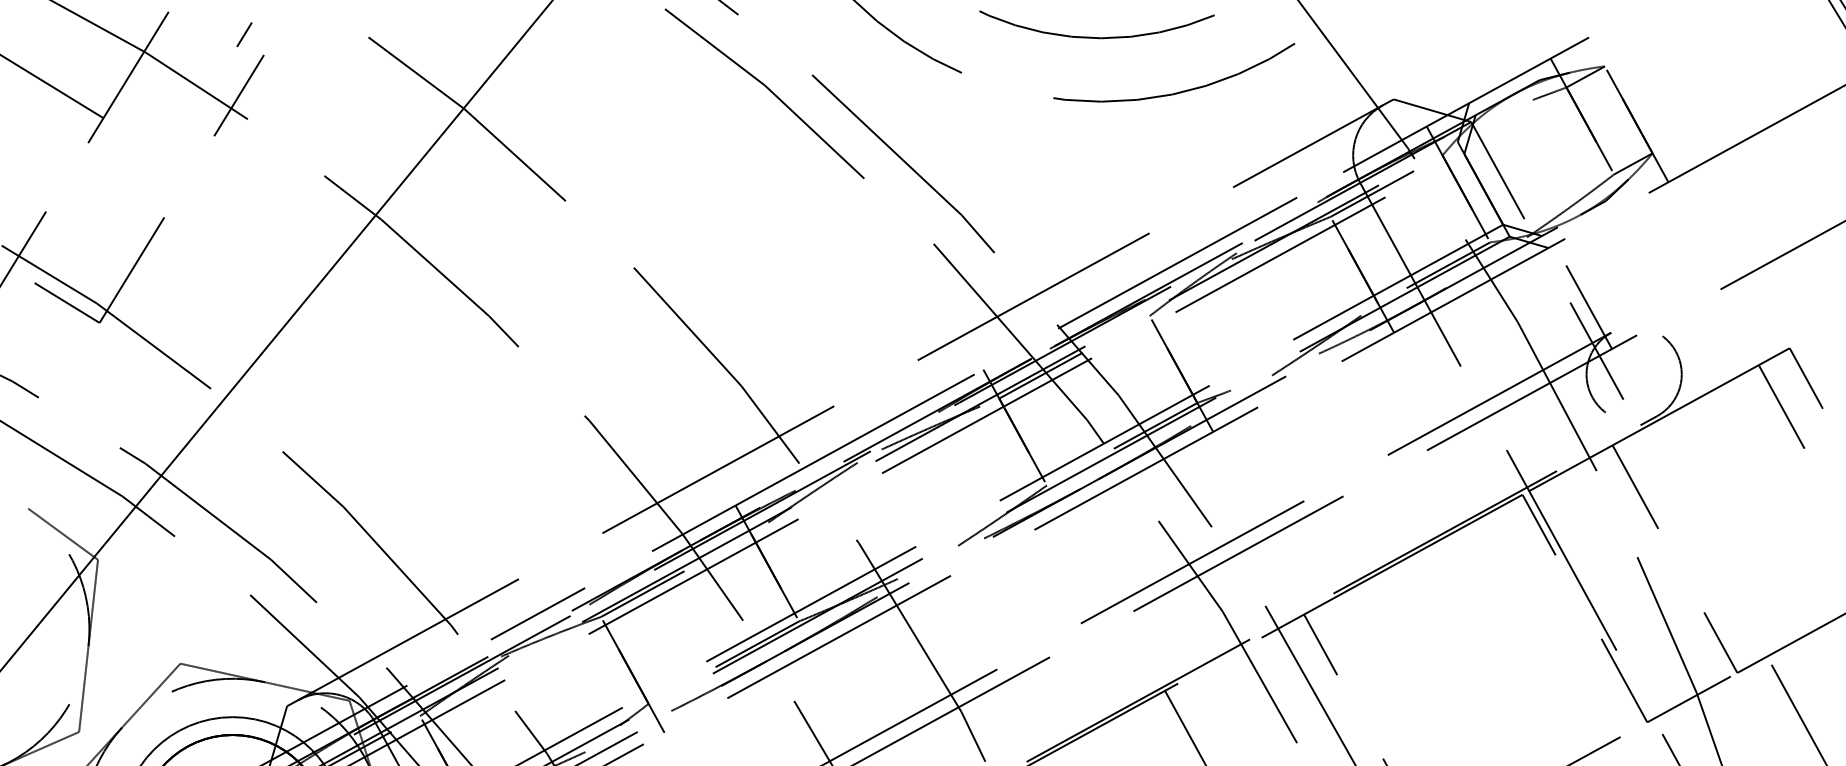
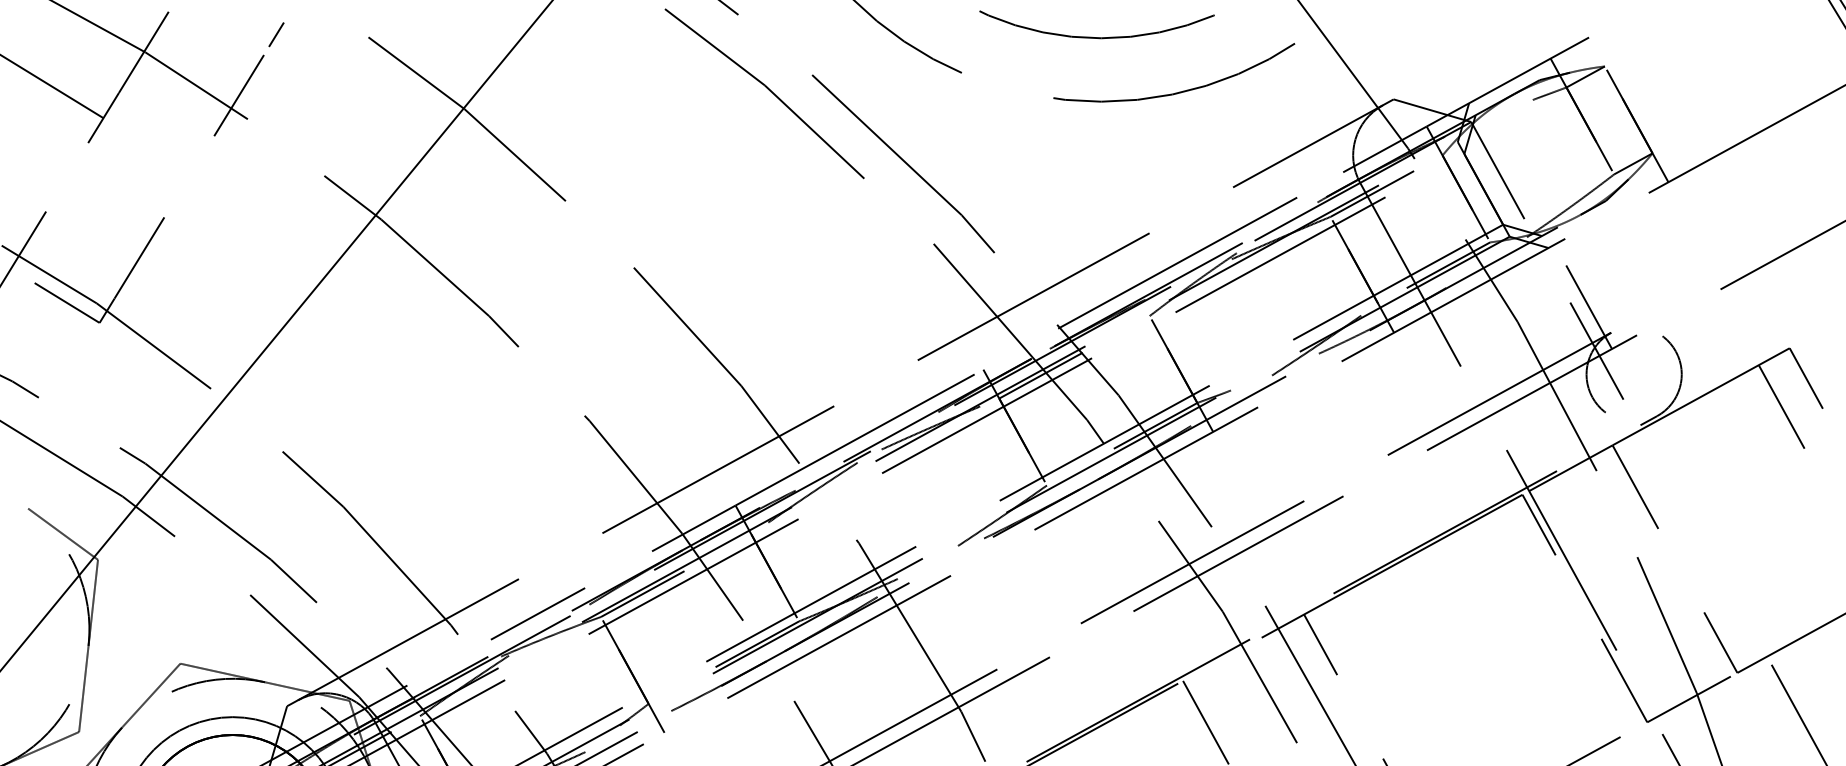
line position: (244, 34) -> (276, 34) (276, 34)
line position: (1184, 726) -> (1205, 721) (1205, 721)
